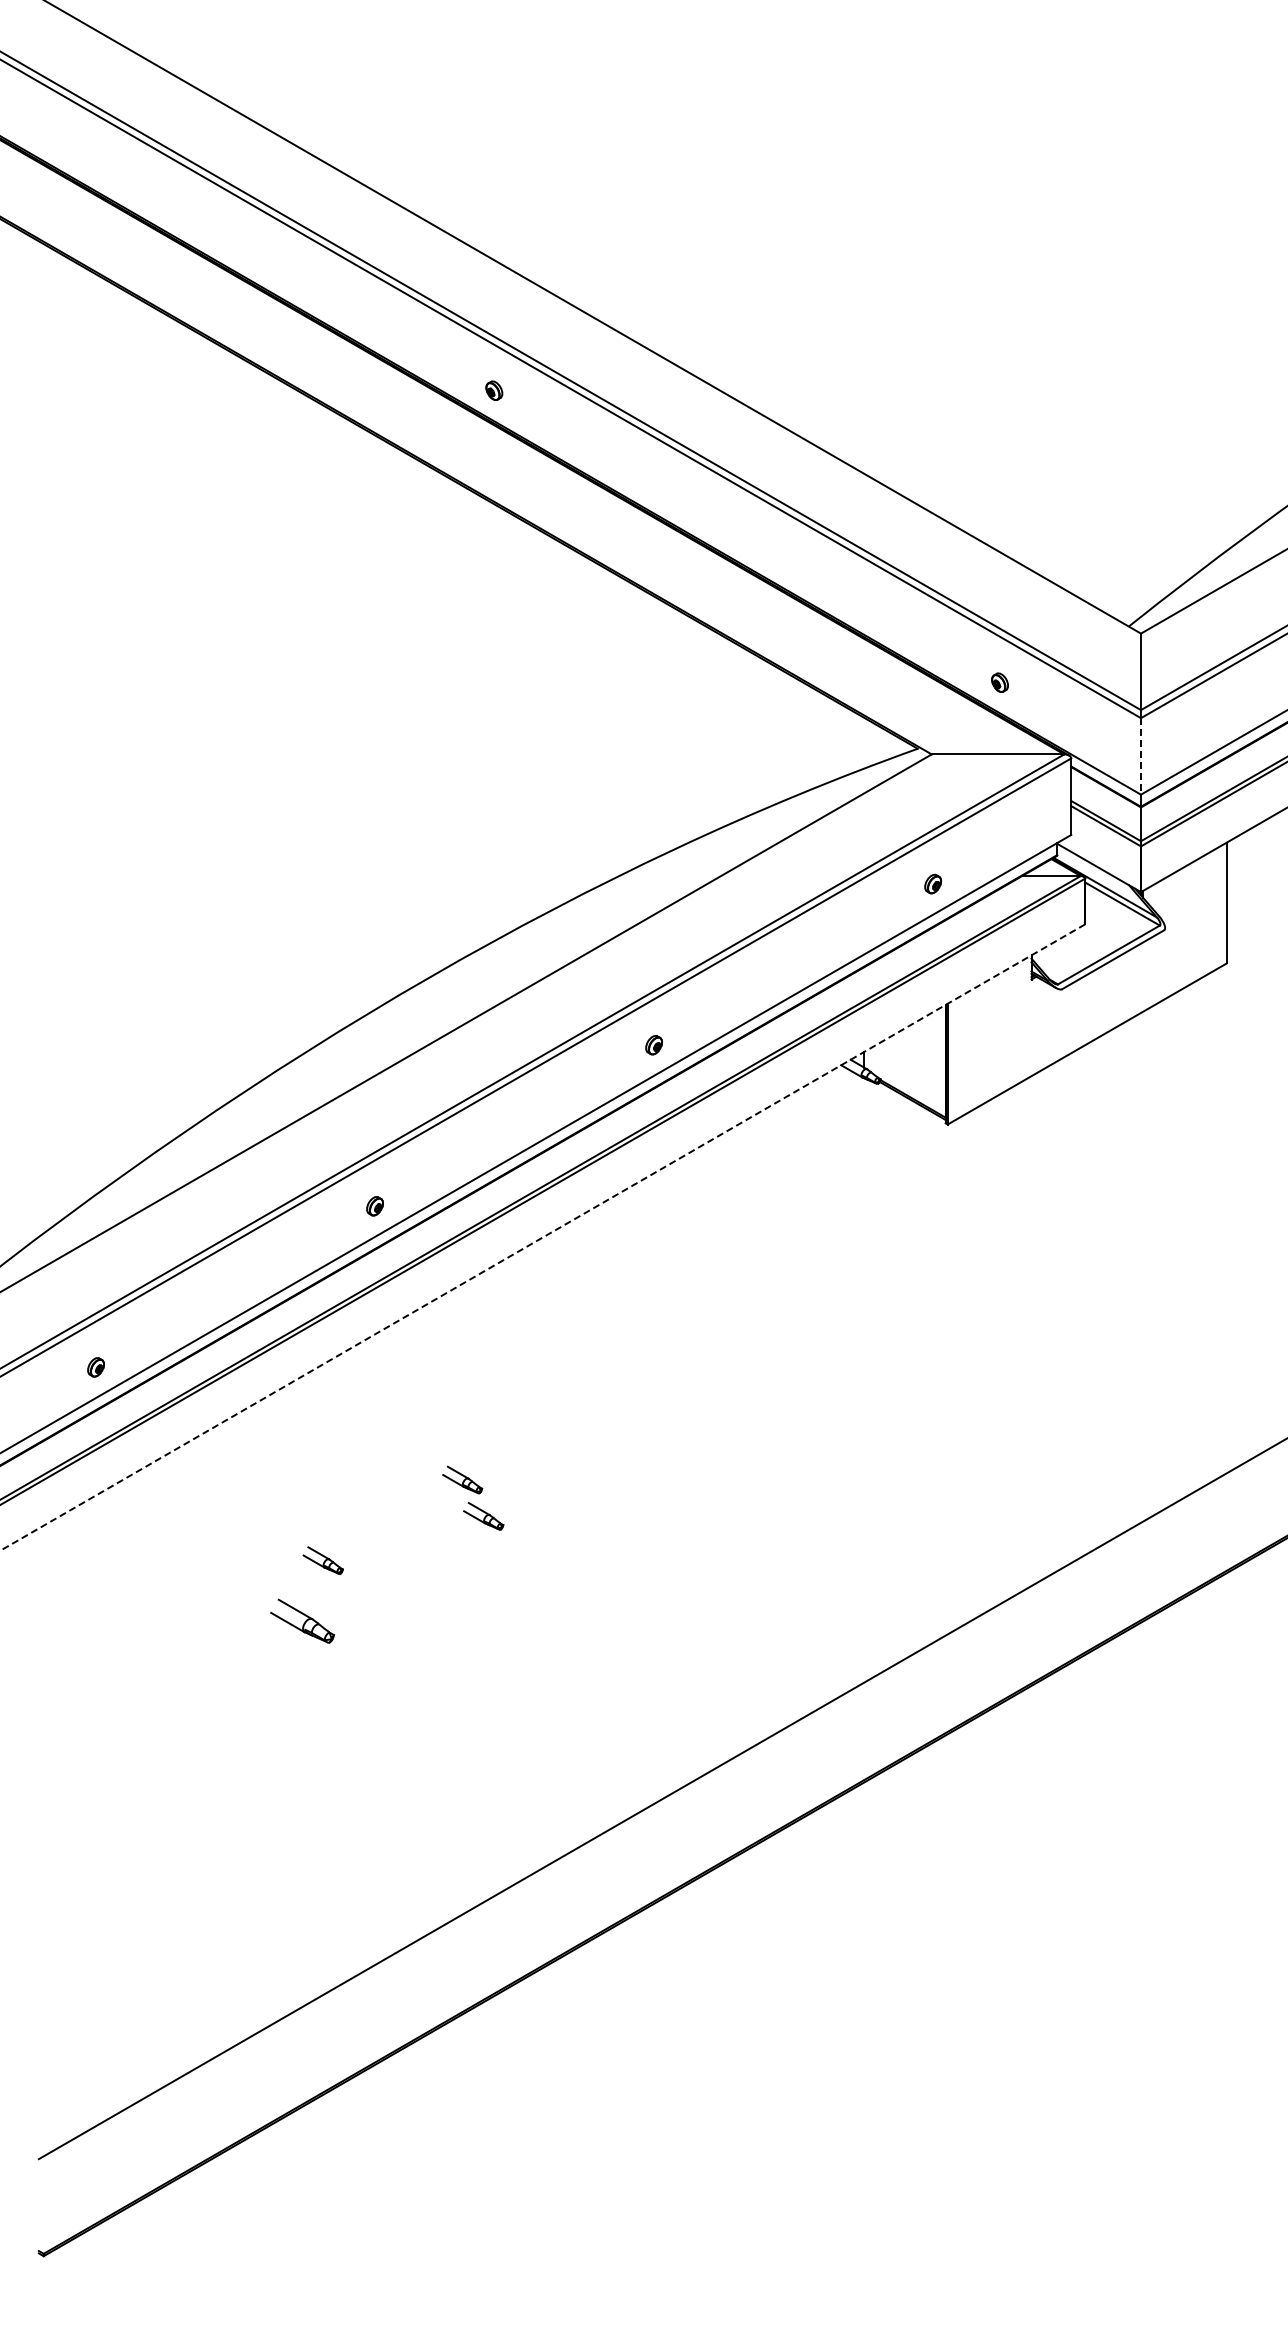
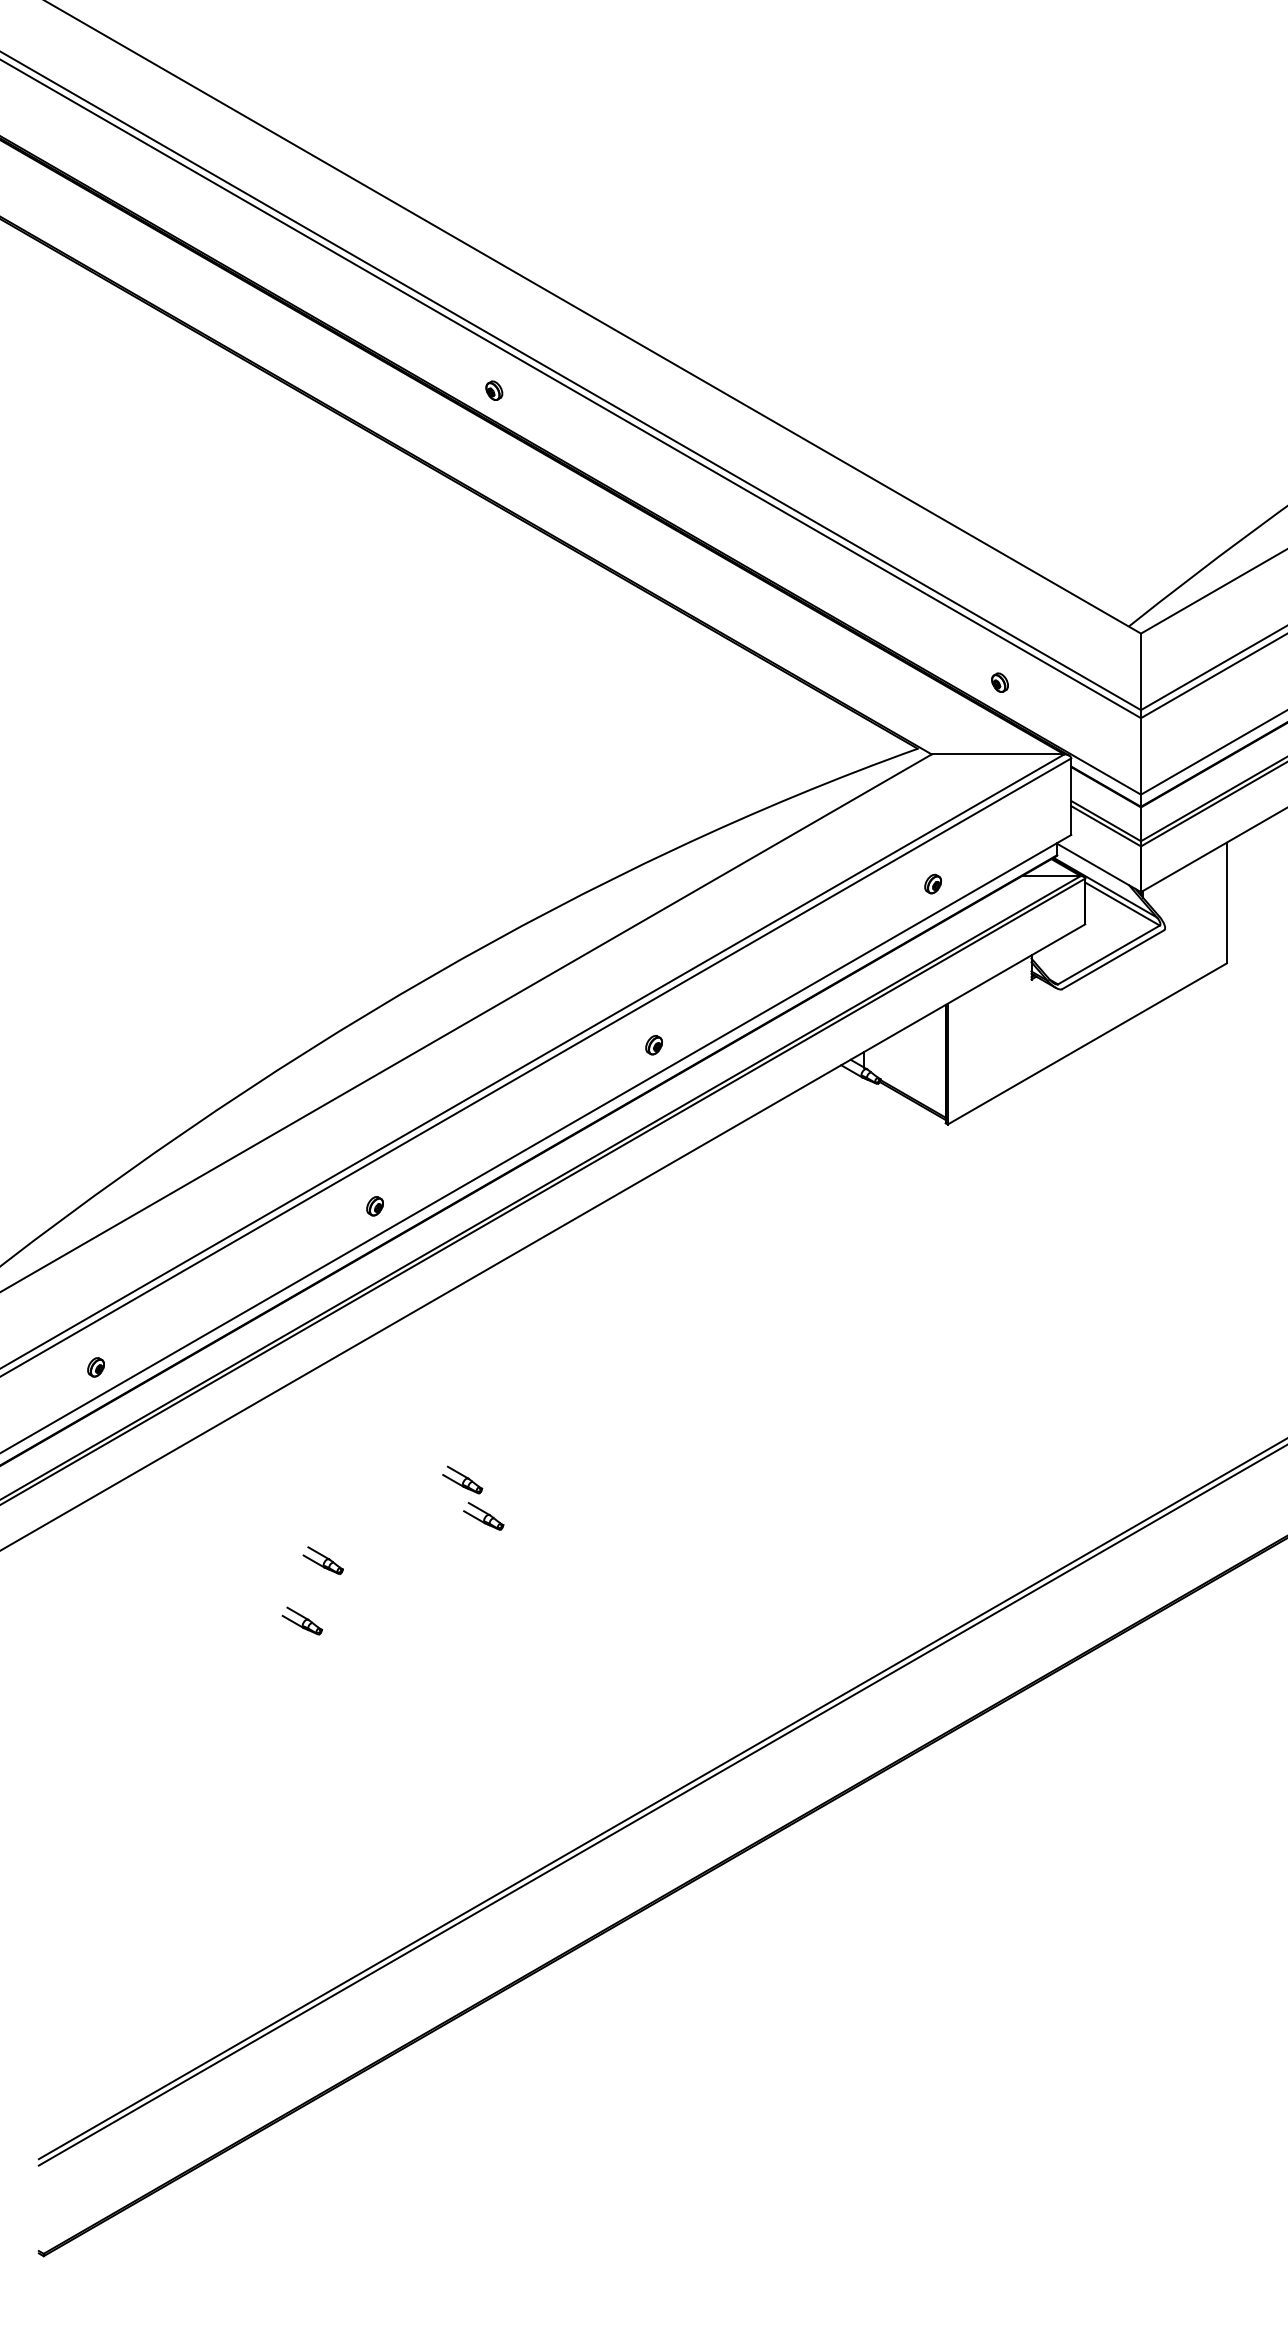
line: dashed -> solid (1141, 756)
line: dashed -> solid (542, 1237)
part size: 65x46 px -> 42x30 px (301, 1620)
line: none -> present (661, 1805)
